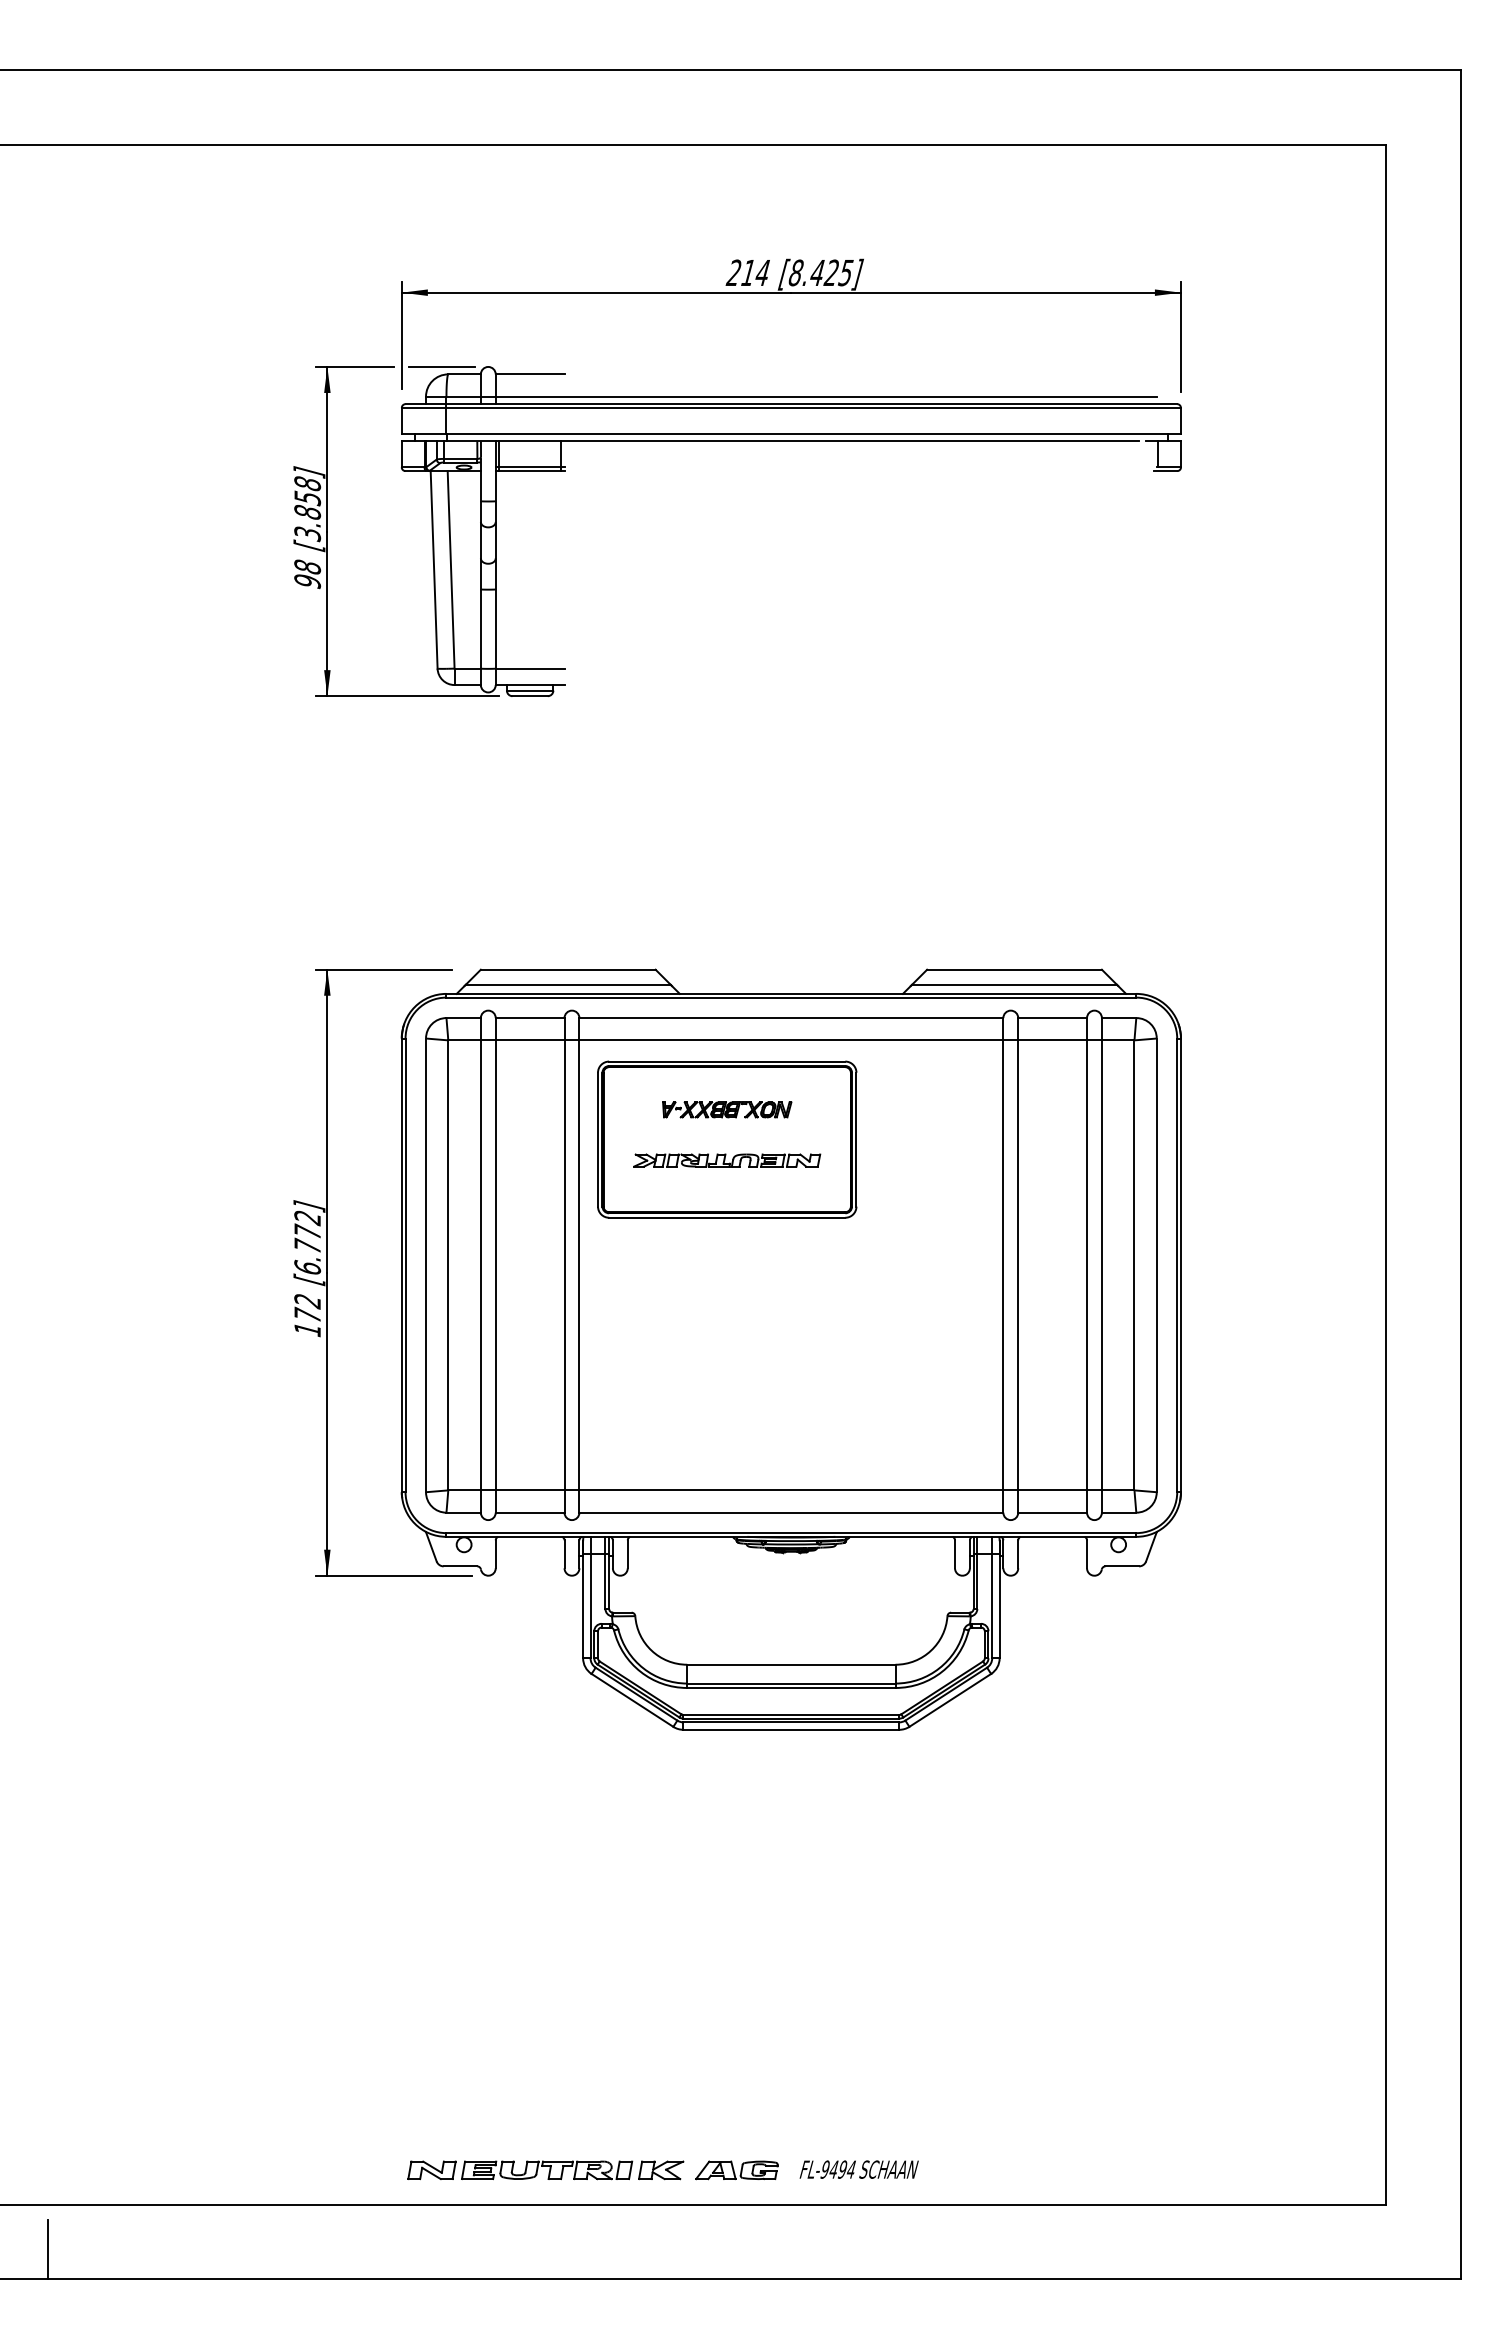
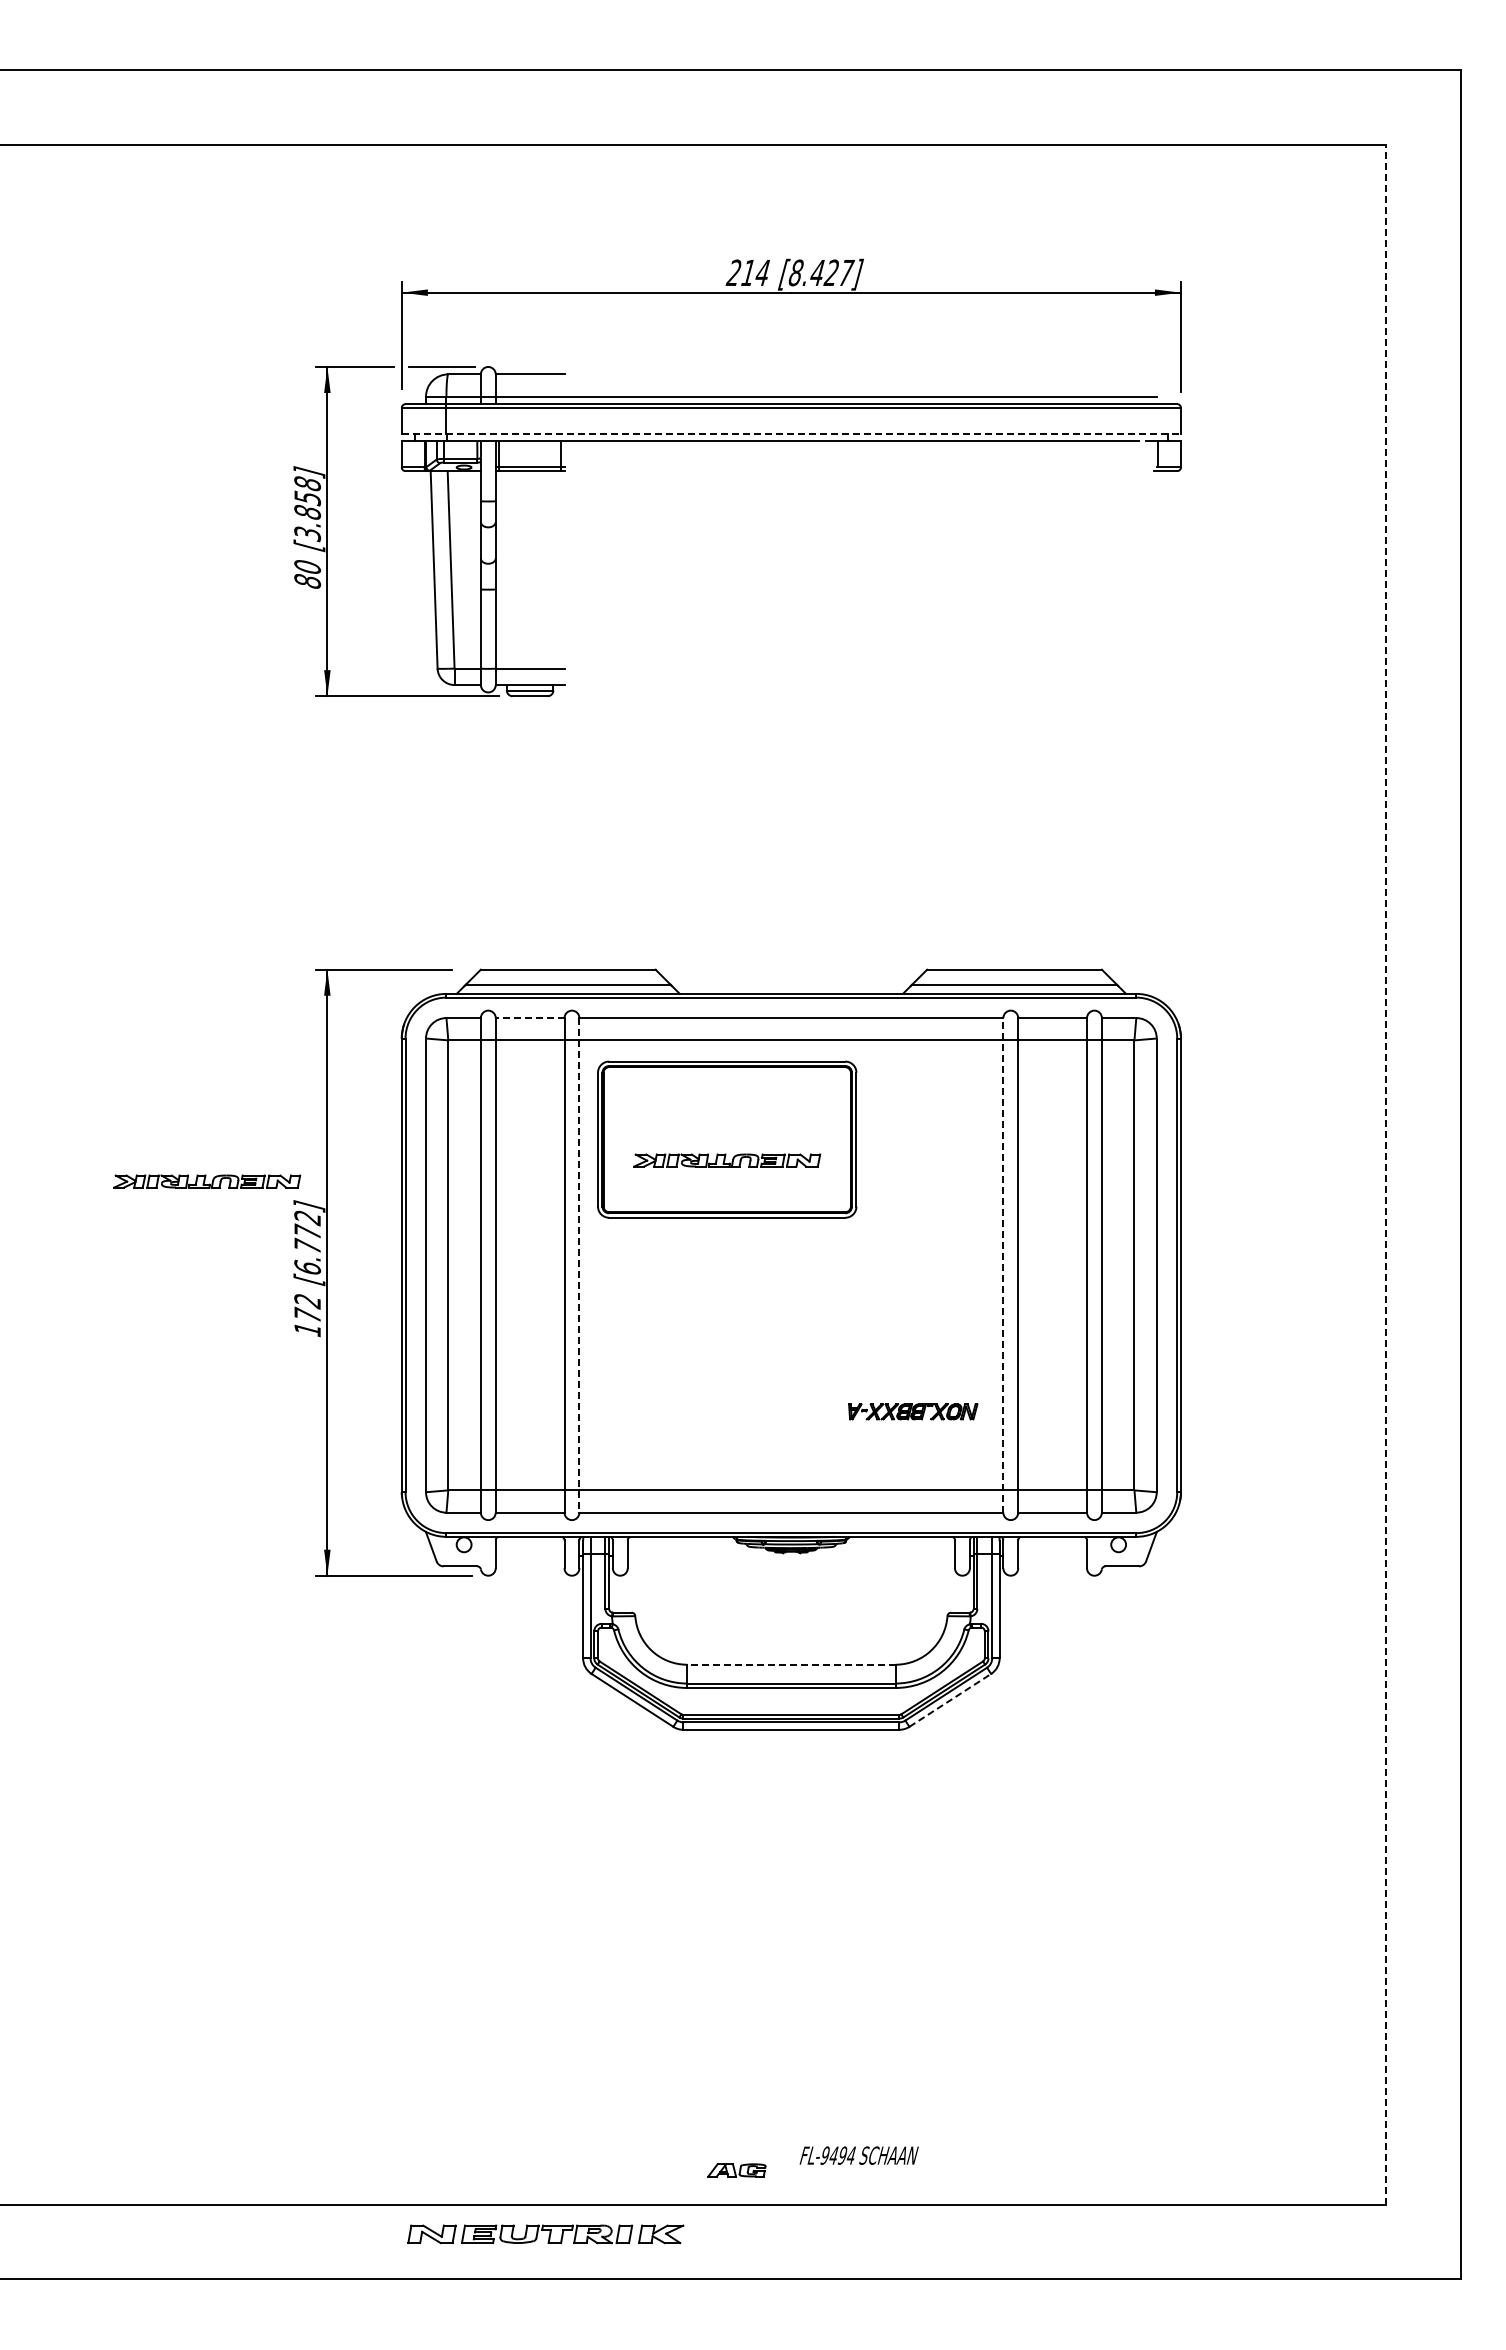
text: [8.425] -> [8.427] (846, 273)
line: solid -> dashed (791, 433)
text: 98 -> 80 (307, 574)
line: solid -> dashed (529, 1018)
part position: (727, 1109) -> (913, 1411) (913, 1411)
line: solid -> dashed (1386, 1174)
part: none -> present (207, 1181)
line: solid -> dashed (1003, 1264)
line: solid -> dashed (579, 1265)
line: solid -> dashed (790, 1664)
line: solid -> dashed (950, 1700)
text position: (858, 2169) -> (858, 2155) (858, 2155)
part position: (545, 2170) -> (545, 2234) (545, 2234)
part size: 84x21 px -> 60x15 px (736, 2170)
line: present -> none (47, 2249)
